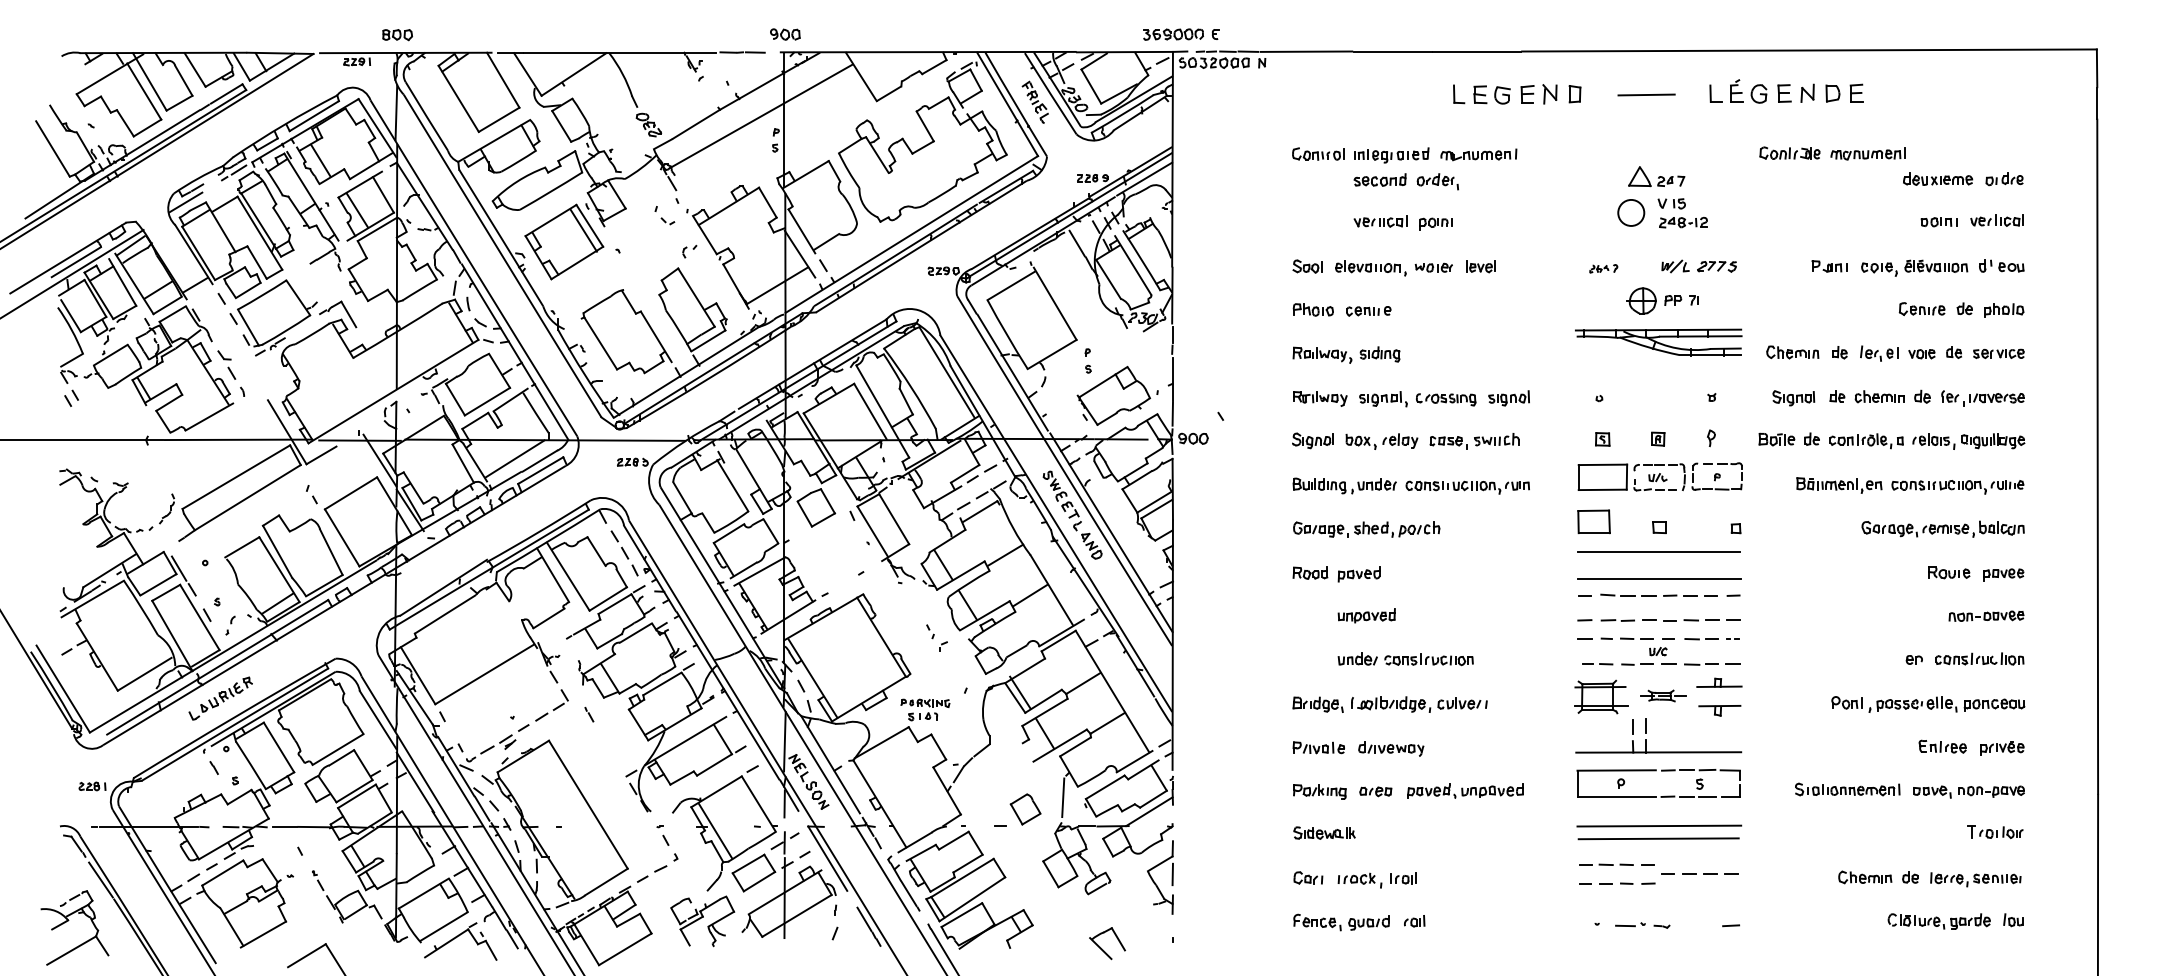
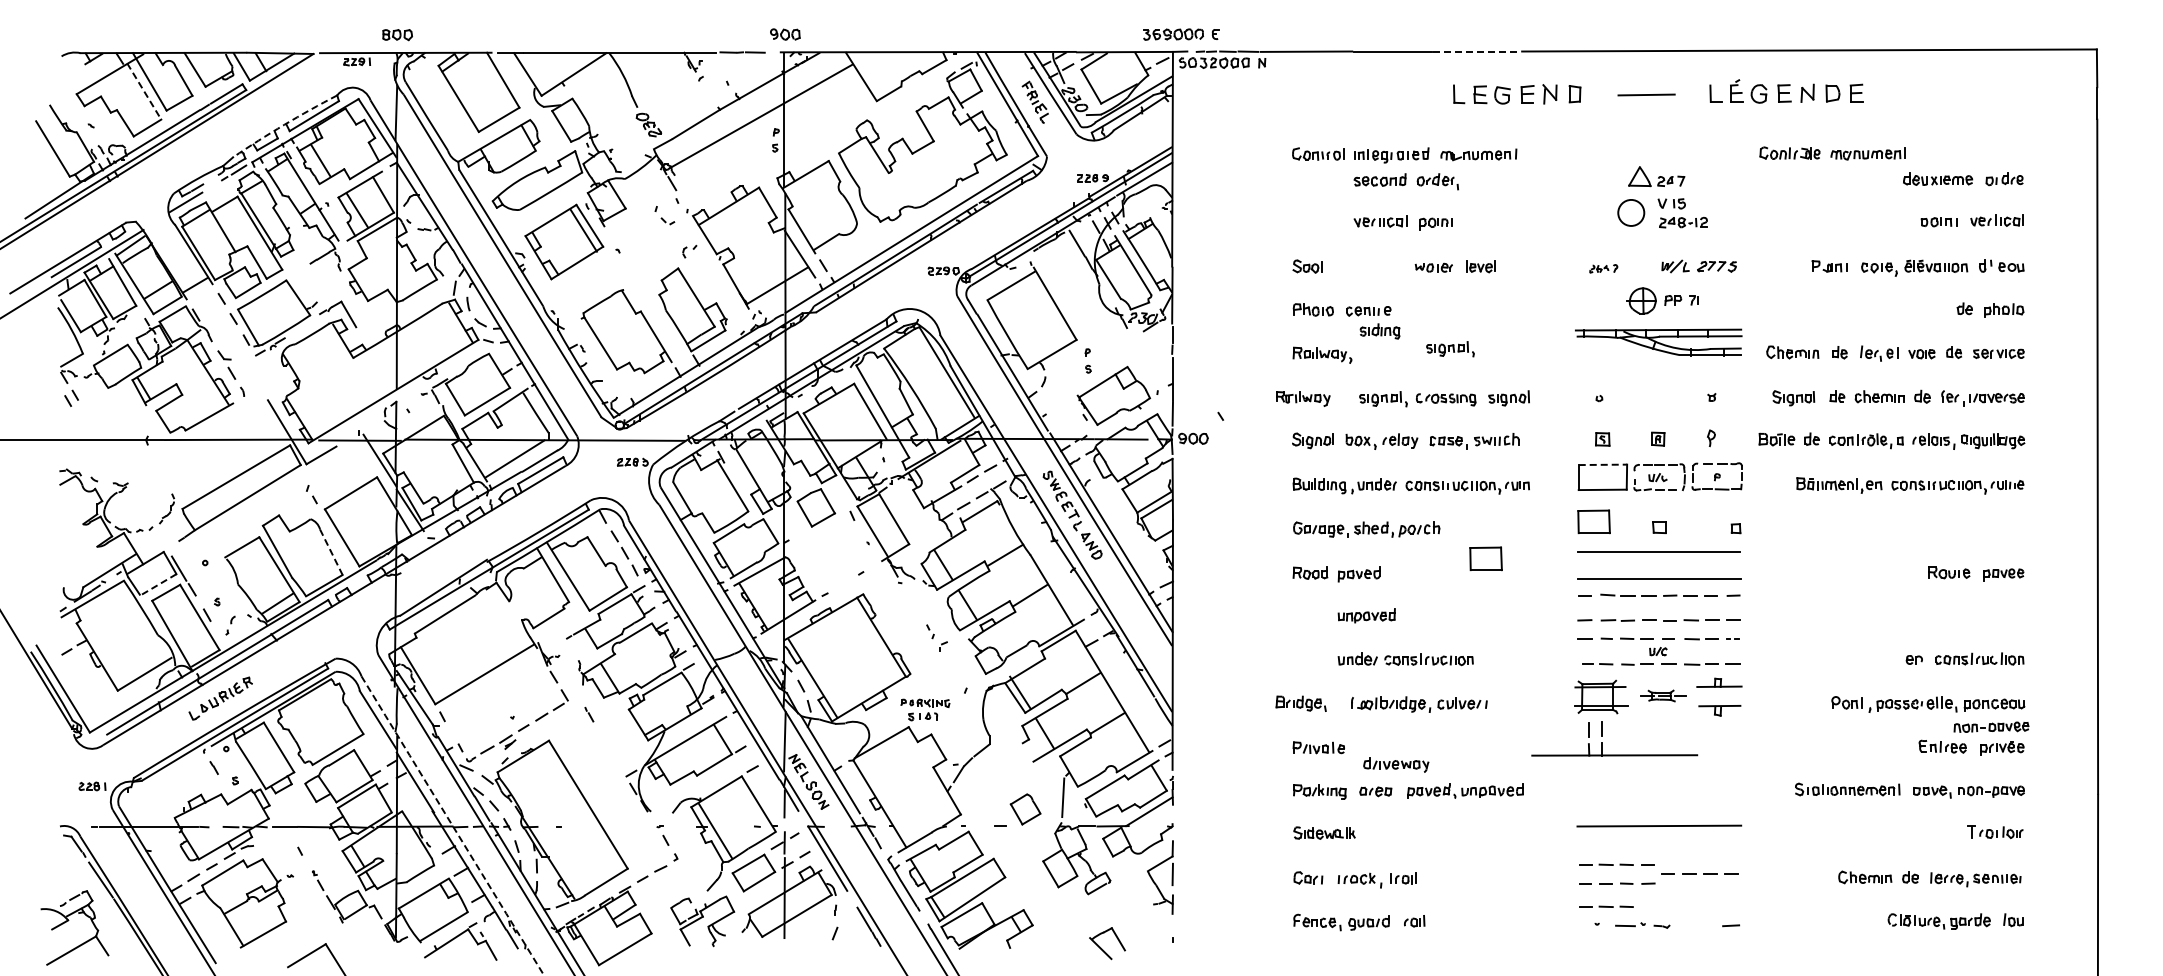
line: solid -> dashed (1477, 51)
line: solid -> dashed (144, 91)
arc: solid -> dashed (284, 124)
part: present -> none (1370, 268)
part: present -> none (1921, 308)
part: none -> present (1450, 349)
part position: (1379, 354) -> (1379, 331) (1379, 331)
part position: (1320, 398) -> (1303, 398) (1303, 398)
line: solid -> dashed (1603, 464)
part: present -> none (1942, 528)
line: solid -> dashed (331, 552)
part: none -> present (1485, 558)
line: solid -> dashed (158, 584)
part position: (1986, 615) -> (1991, 726) (1991, 726)
part position: (1317, 704) -> (1300, 703) (1300, 703)
part position: (1646, 733) -> (1602, 736) (1602, 736)
part position: (1391, 748) -> (1396, 764) (1396, 764)
part: present -> none (1656, 771)
arc: solid -> dashed (453, 826)
line: present -> none (1658, 838)
line: none -> present (1606, 906)
